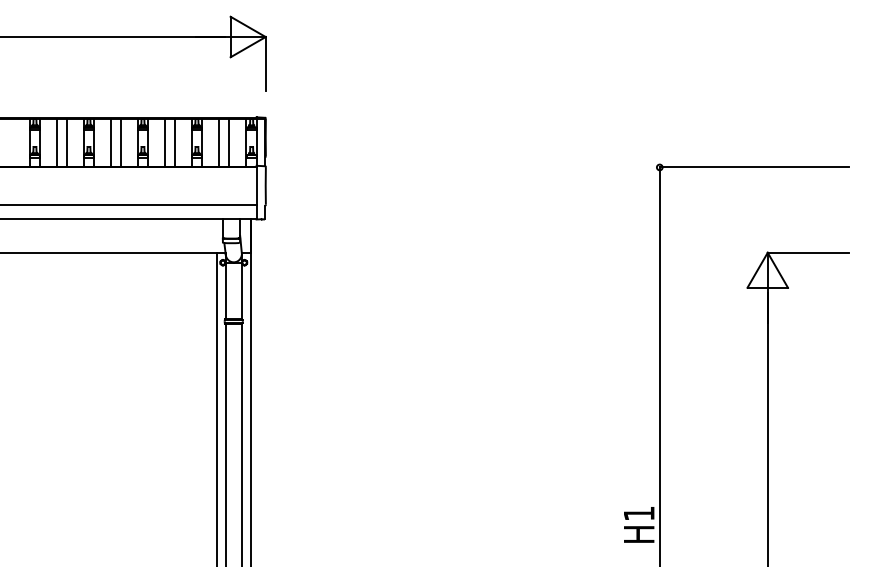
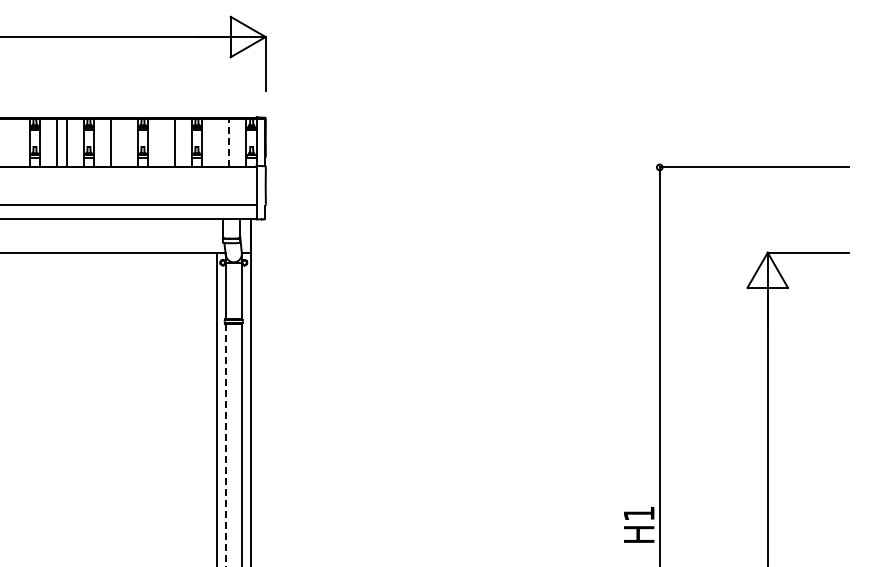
line: present -> none (120, 142)
line: present -> none (165, 142)
line: present -> none (219, 142)
line: solid -> dashed (228, 143)
line: solid -> dashed (225, 445)
